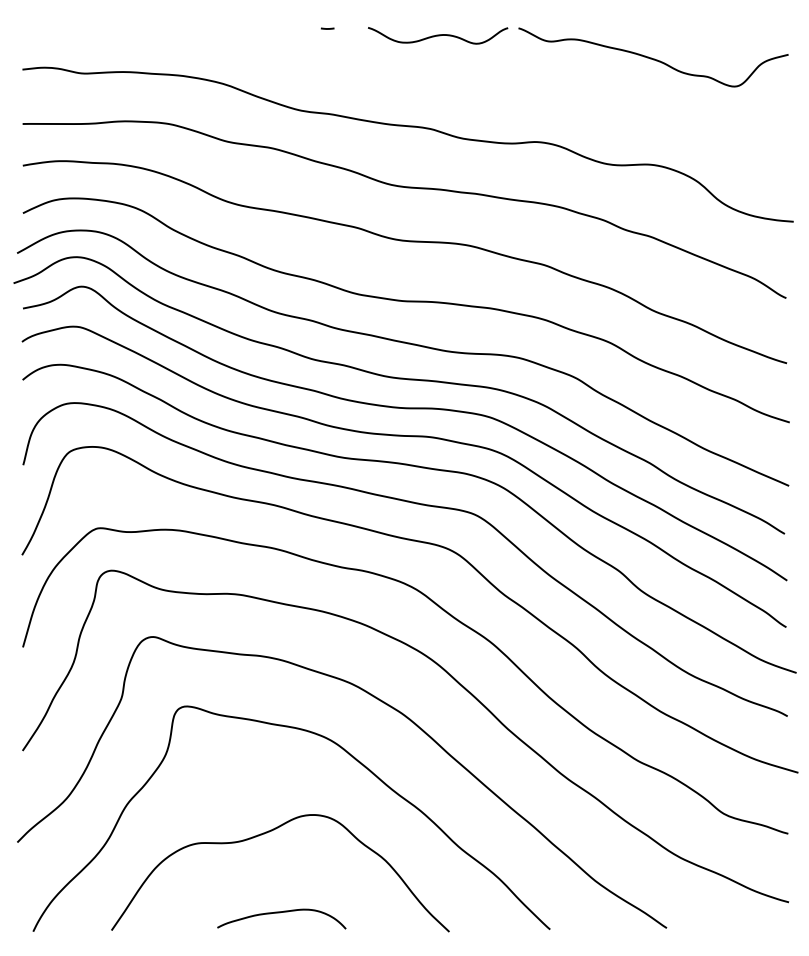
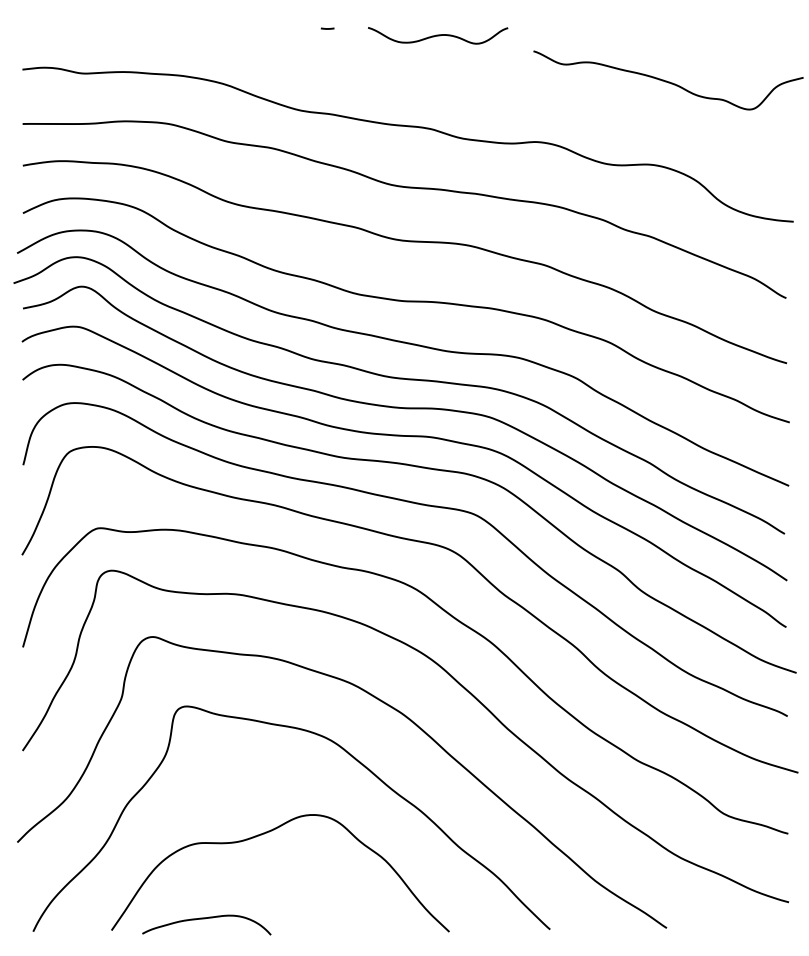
curve position: (653, 58) -> (668, 81) (668, 81)
curve position: (280, 913) -> (205, 919) (205, 919)
